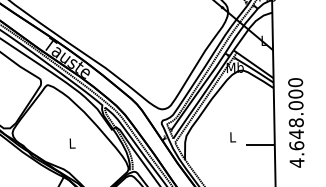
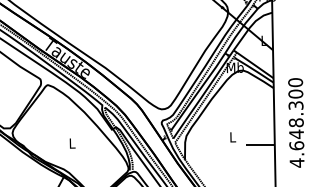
text: 4.648.000 -> 4.648.300 (295, 105)
